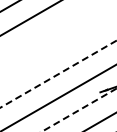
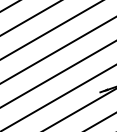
line: none -> present (51, 30)
line: none -> present (57, 50)
line: dashed -> solid (58, 74)
line: dashed -> solid (79, 109)
